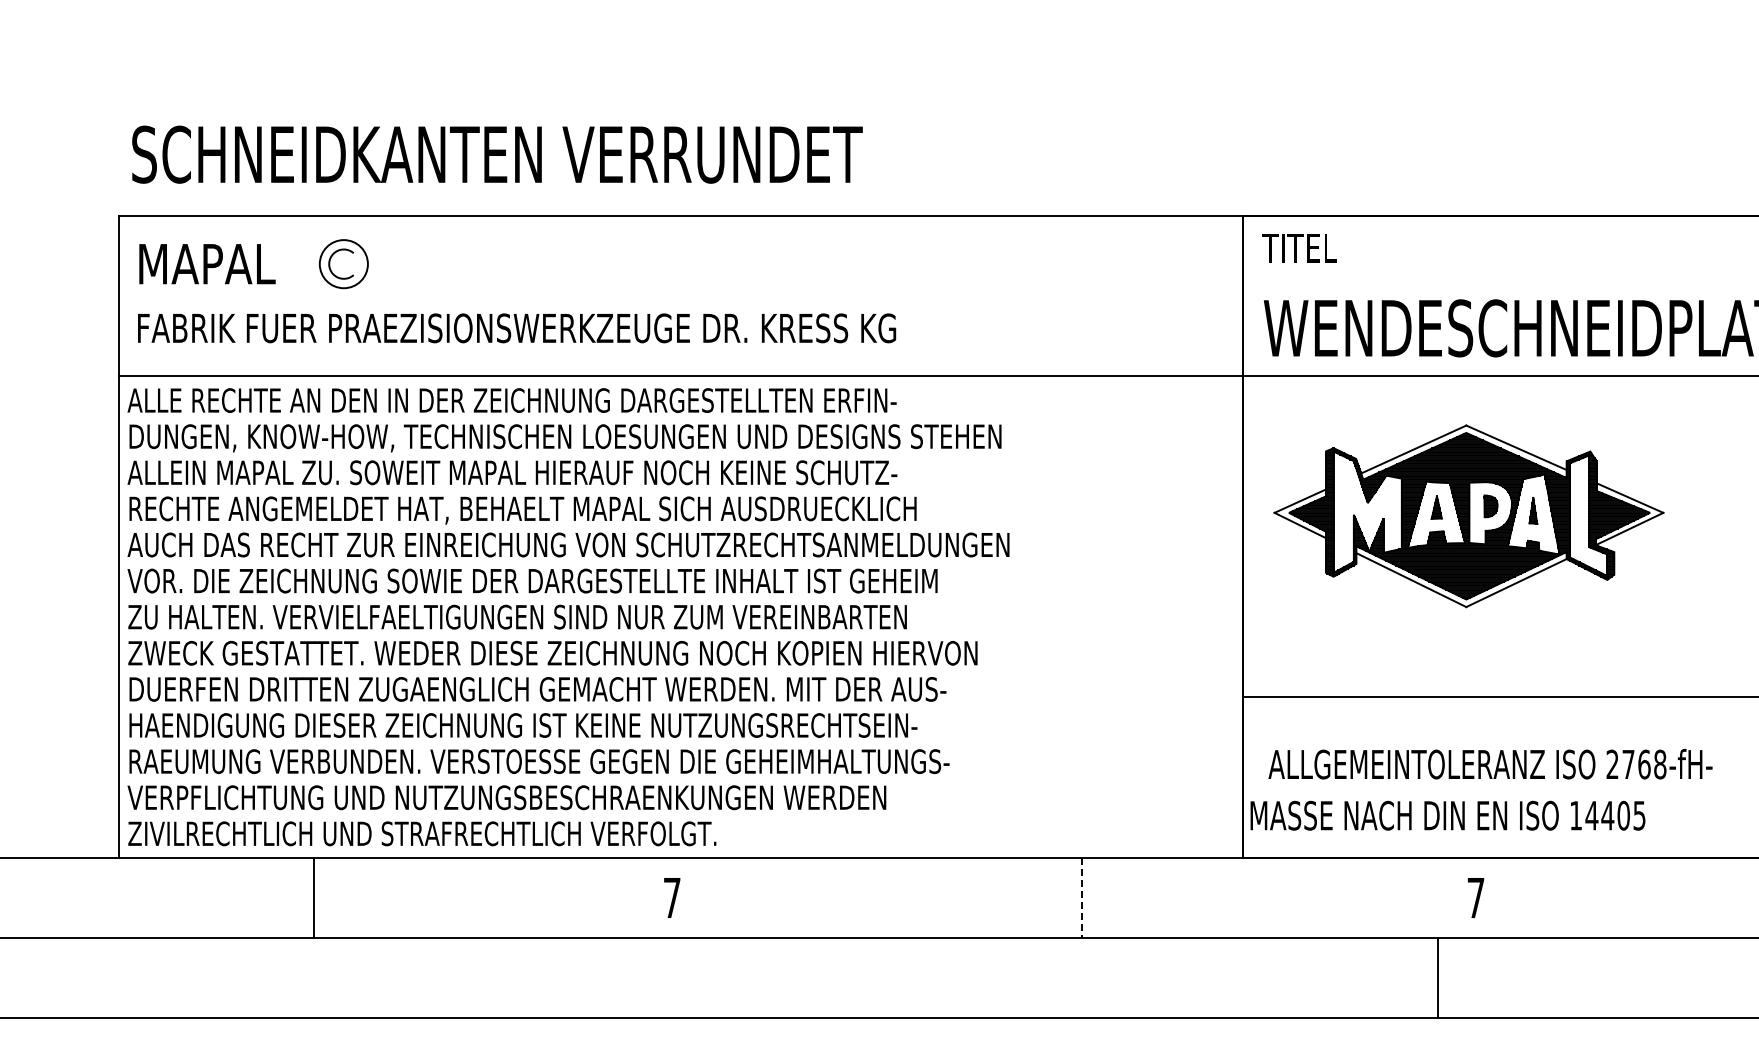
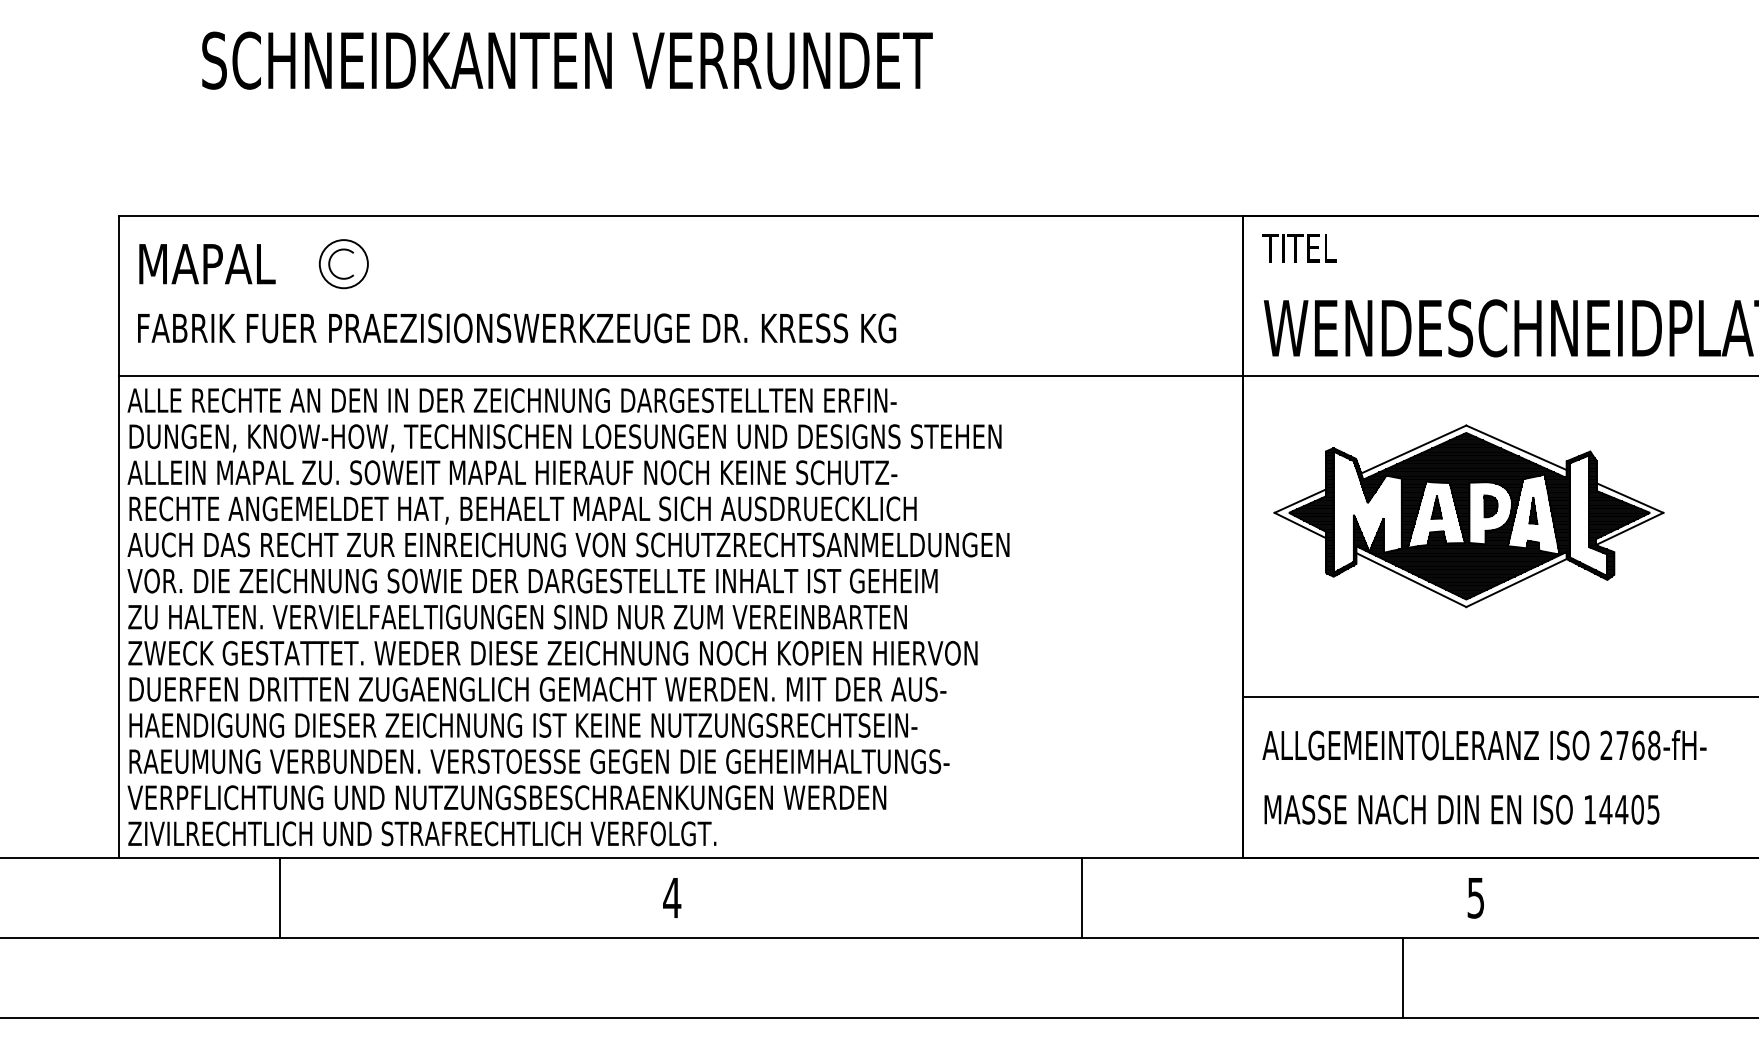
text position: (497, 154) -> (567, 60) (567, 60)
text position: (1490, 764) -> (1484, 745) (1484, 745)
text position: (1447, 815) -> (1461, 809) (1461, 809)
line position: (313, 897) -> (279, 897) (279, 897)
text: 7 -> 4 (672, 897)
line: dashed -> solid (1082, 898)
text: 7 -> 5 (1475, 898)
line position: (1437, 978) -> (1402, 978) (1402, 978)
